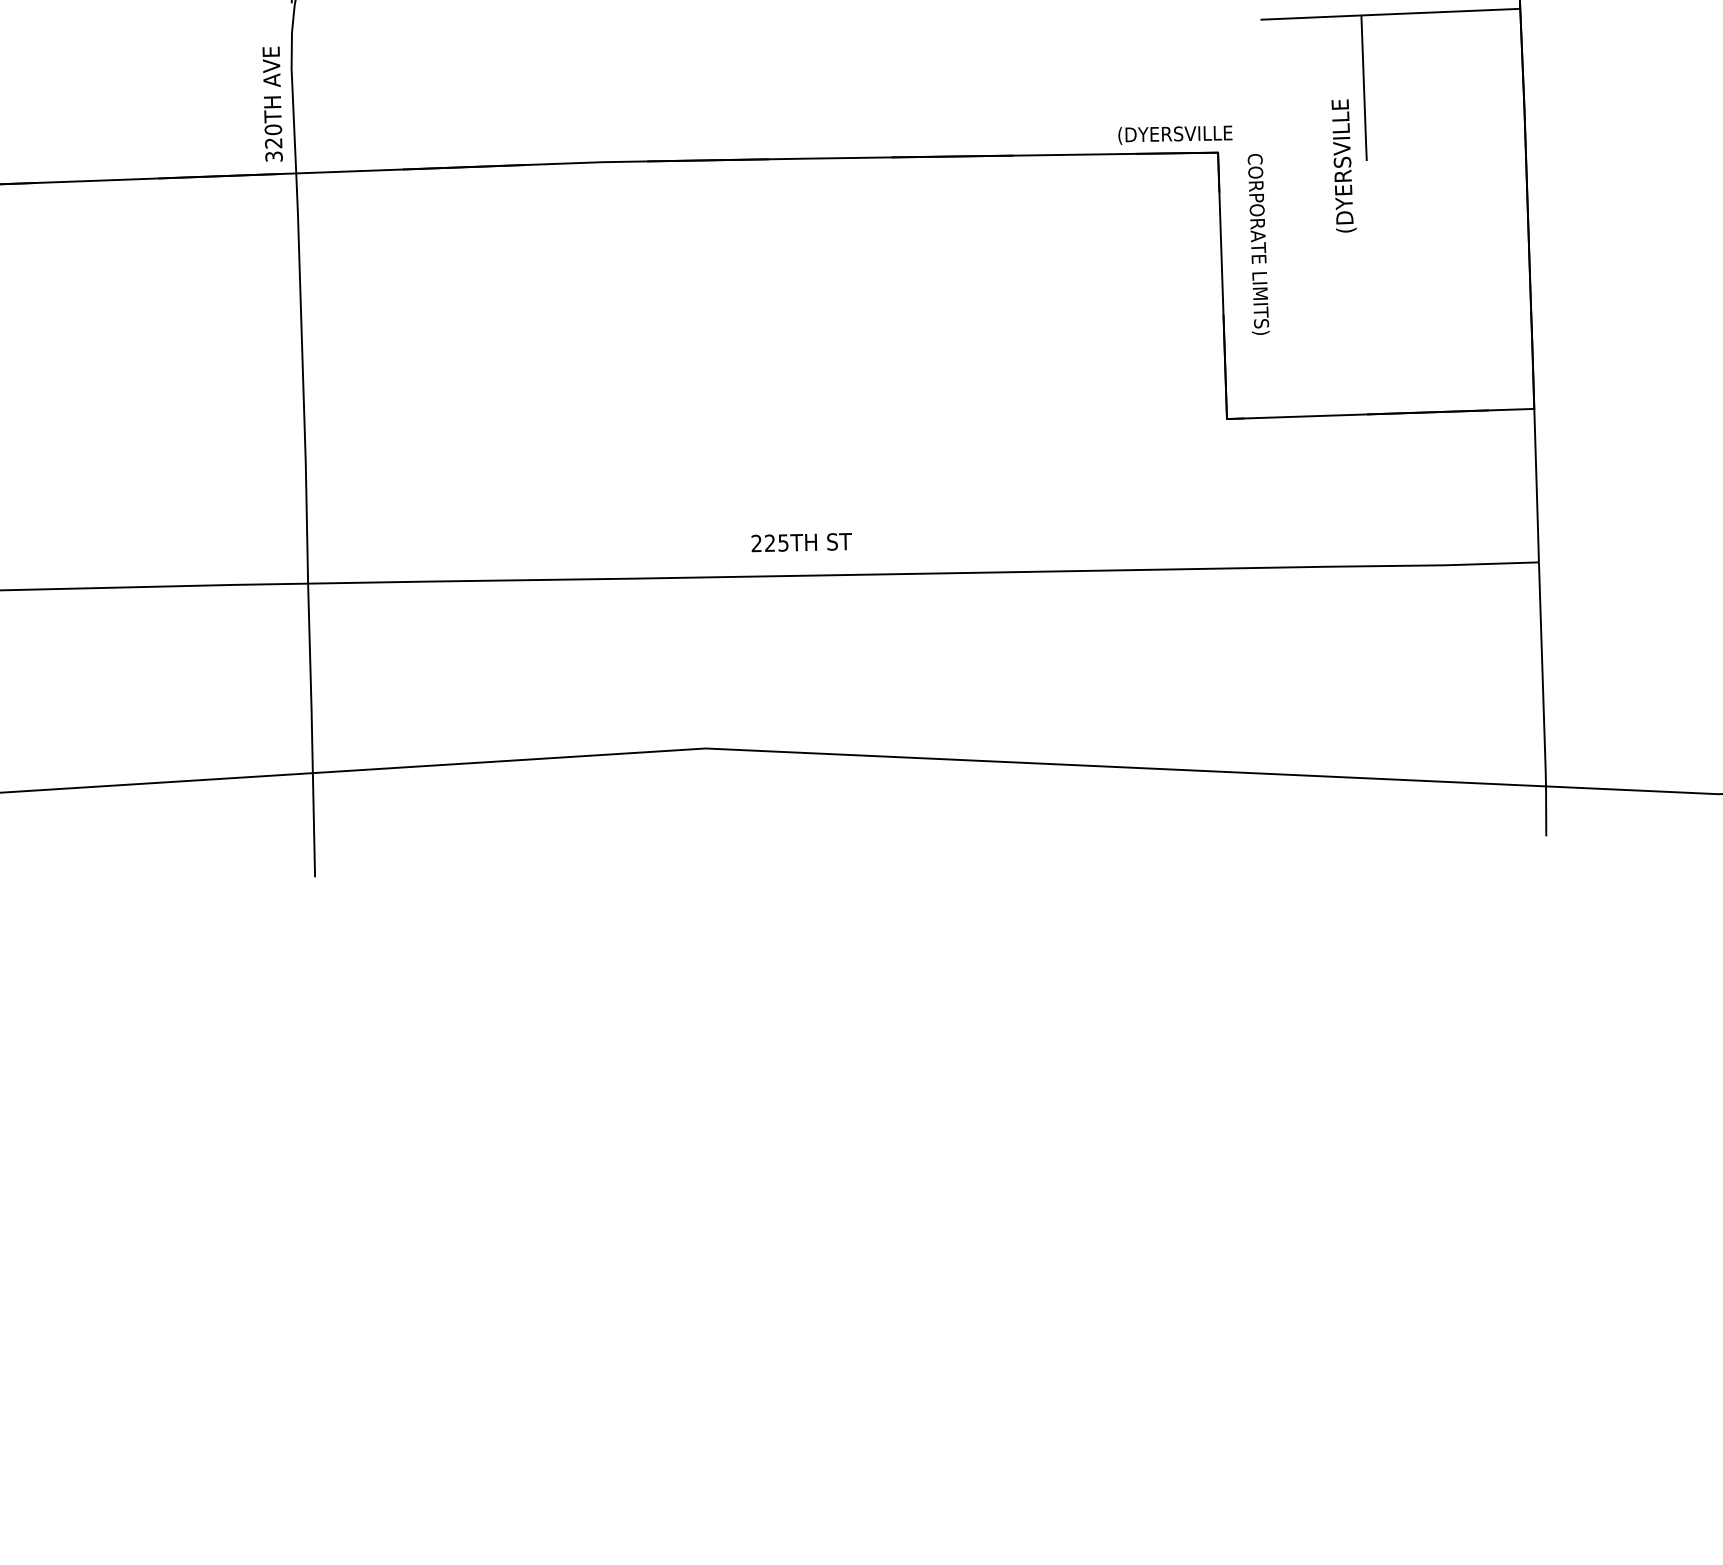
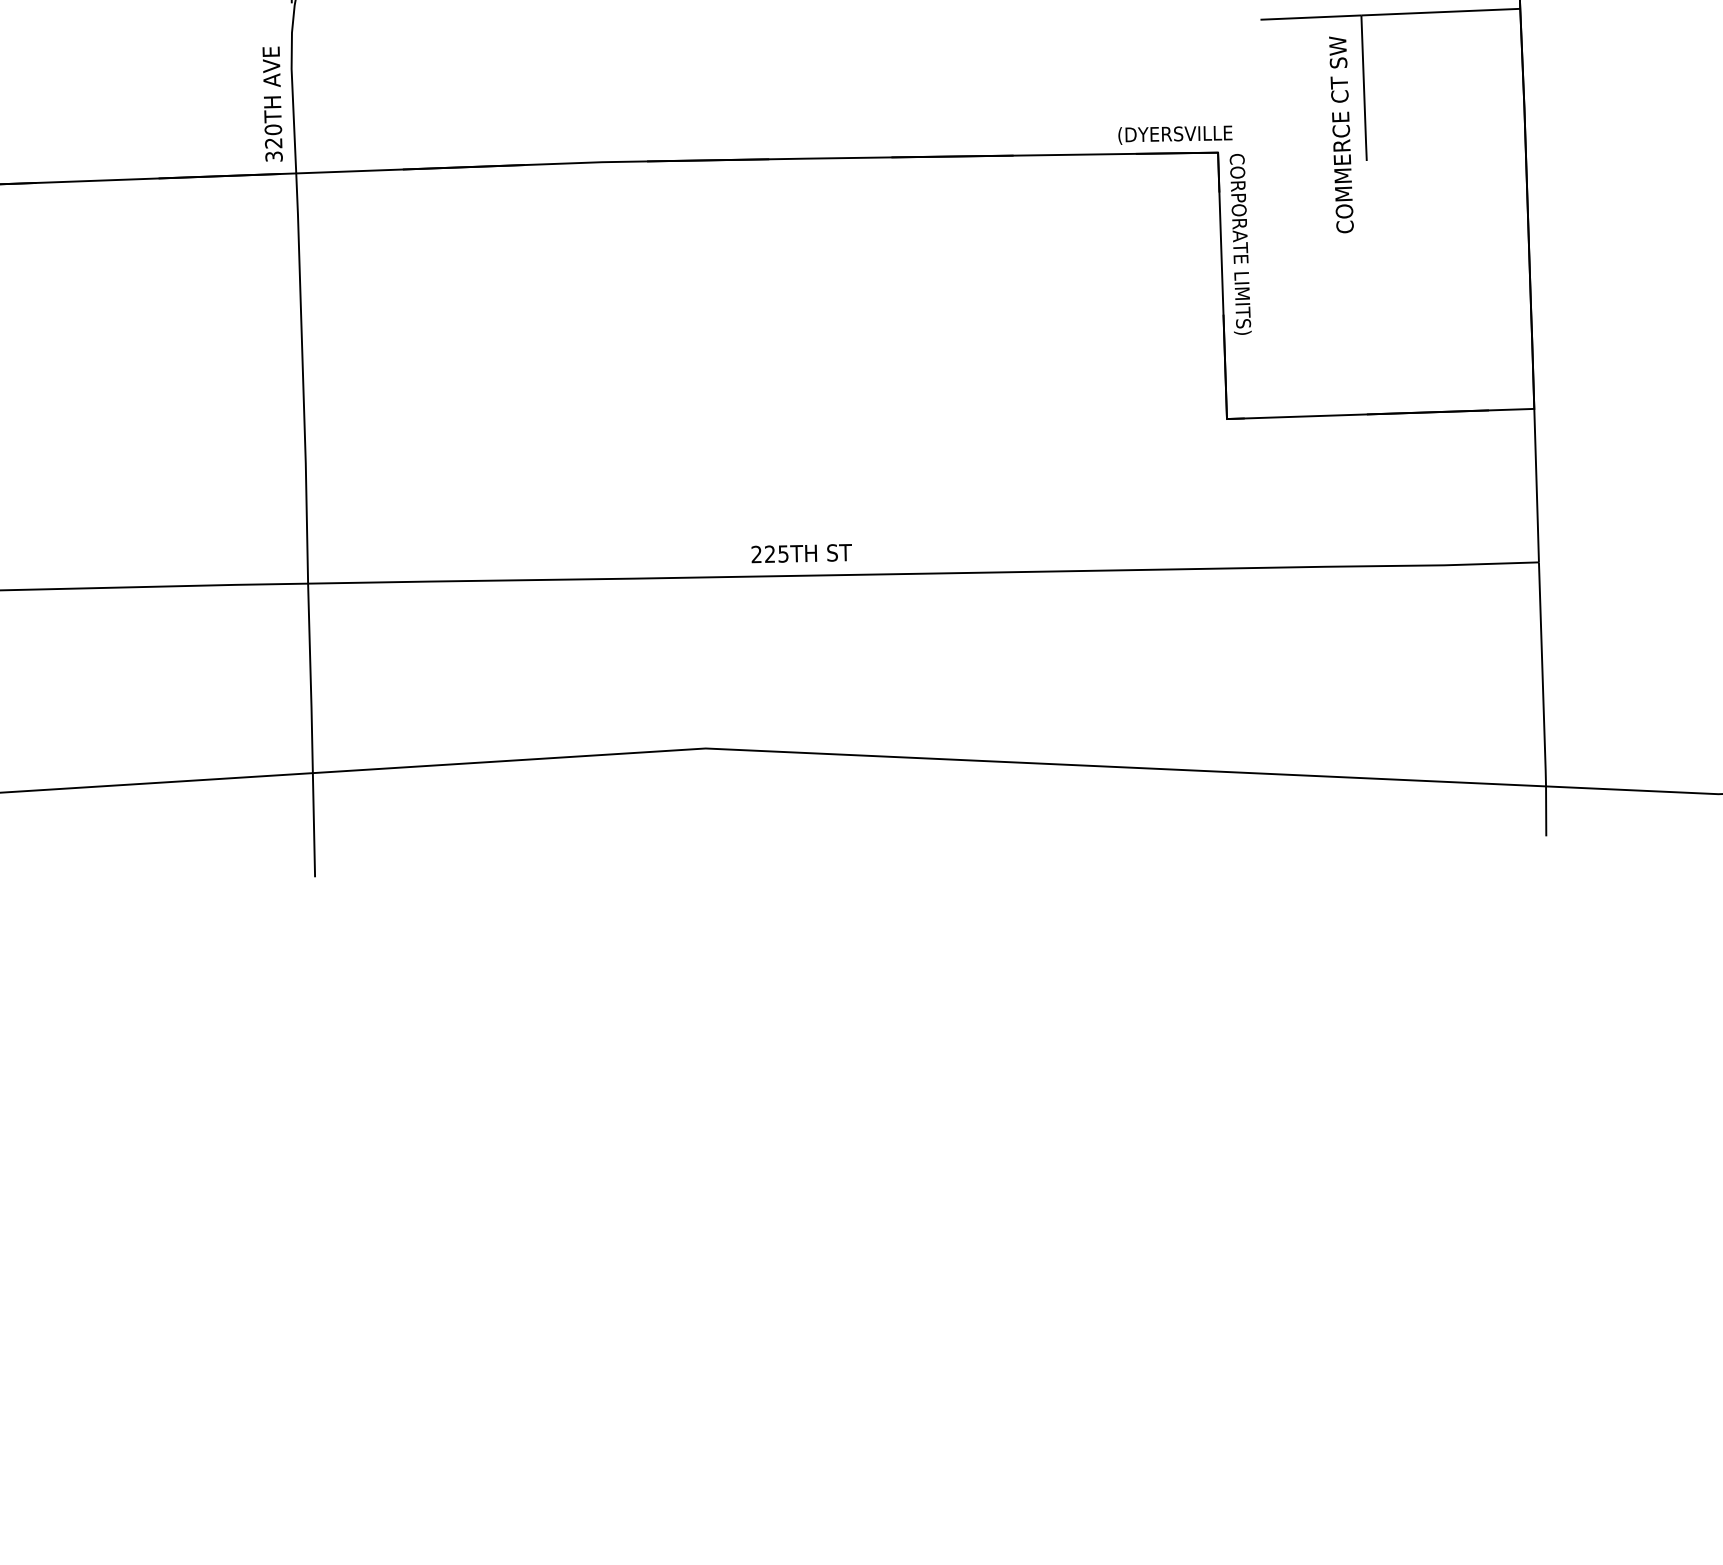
text: (DYERSVILLE -> COMMERCE CT SW (1342, 134)
text position: (1258, 244) -> (1240, 244) (1240, 244)
text position: (801, 542) -> (801, 553) (801, 553)
